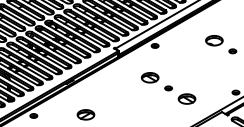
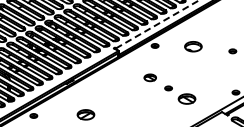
line: solid -> dashed (157, 24)
part position: (214, 40) -> (193, 46) (193, 46)
part size: 19x12 px -> 14x10 px (149, 77)
